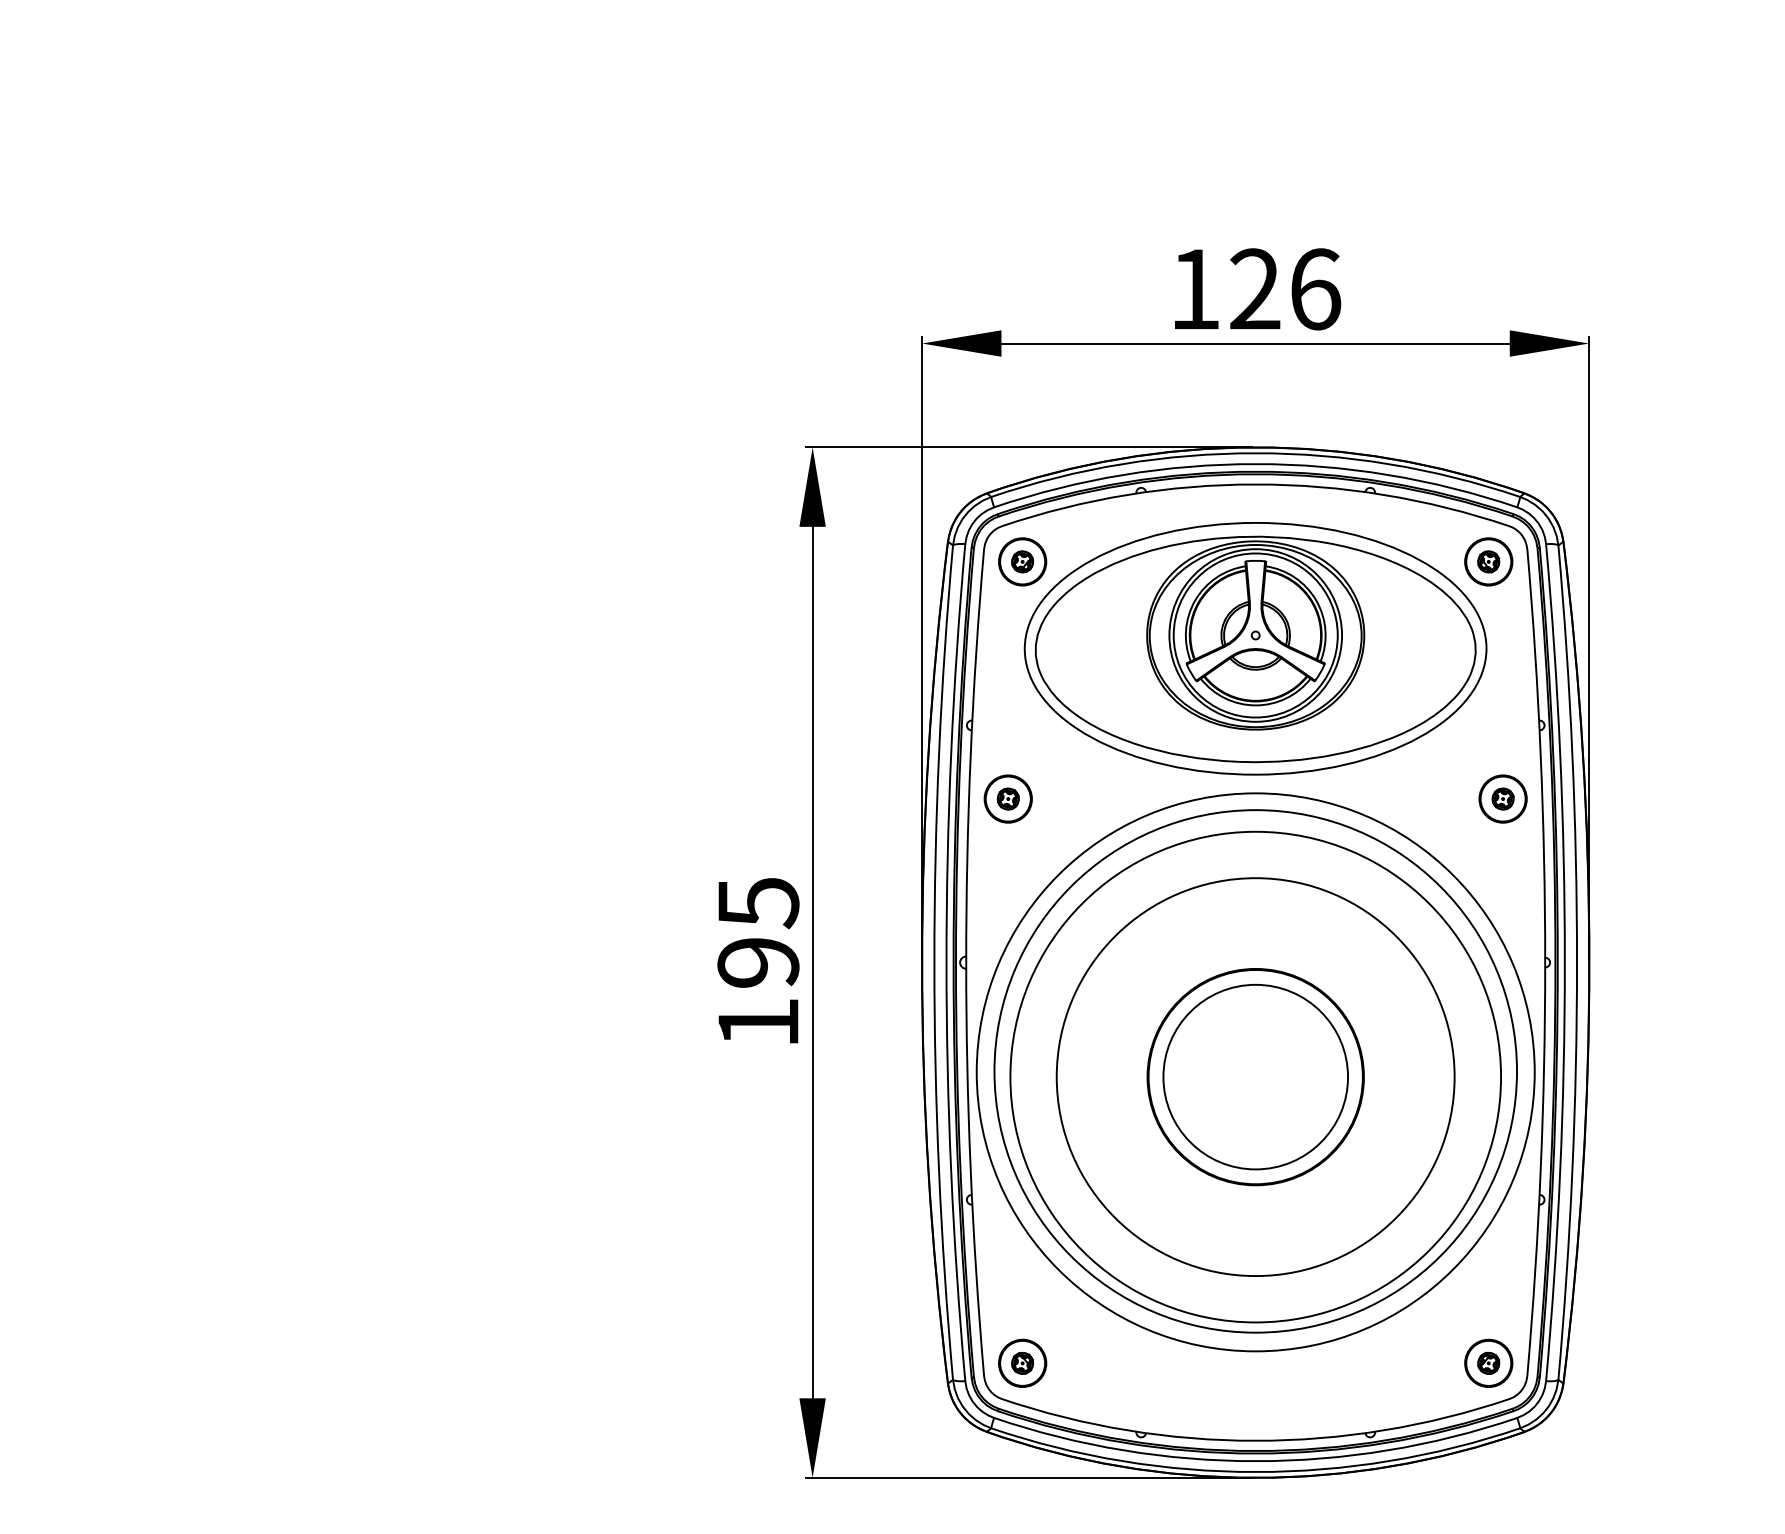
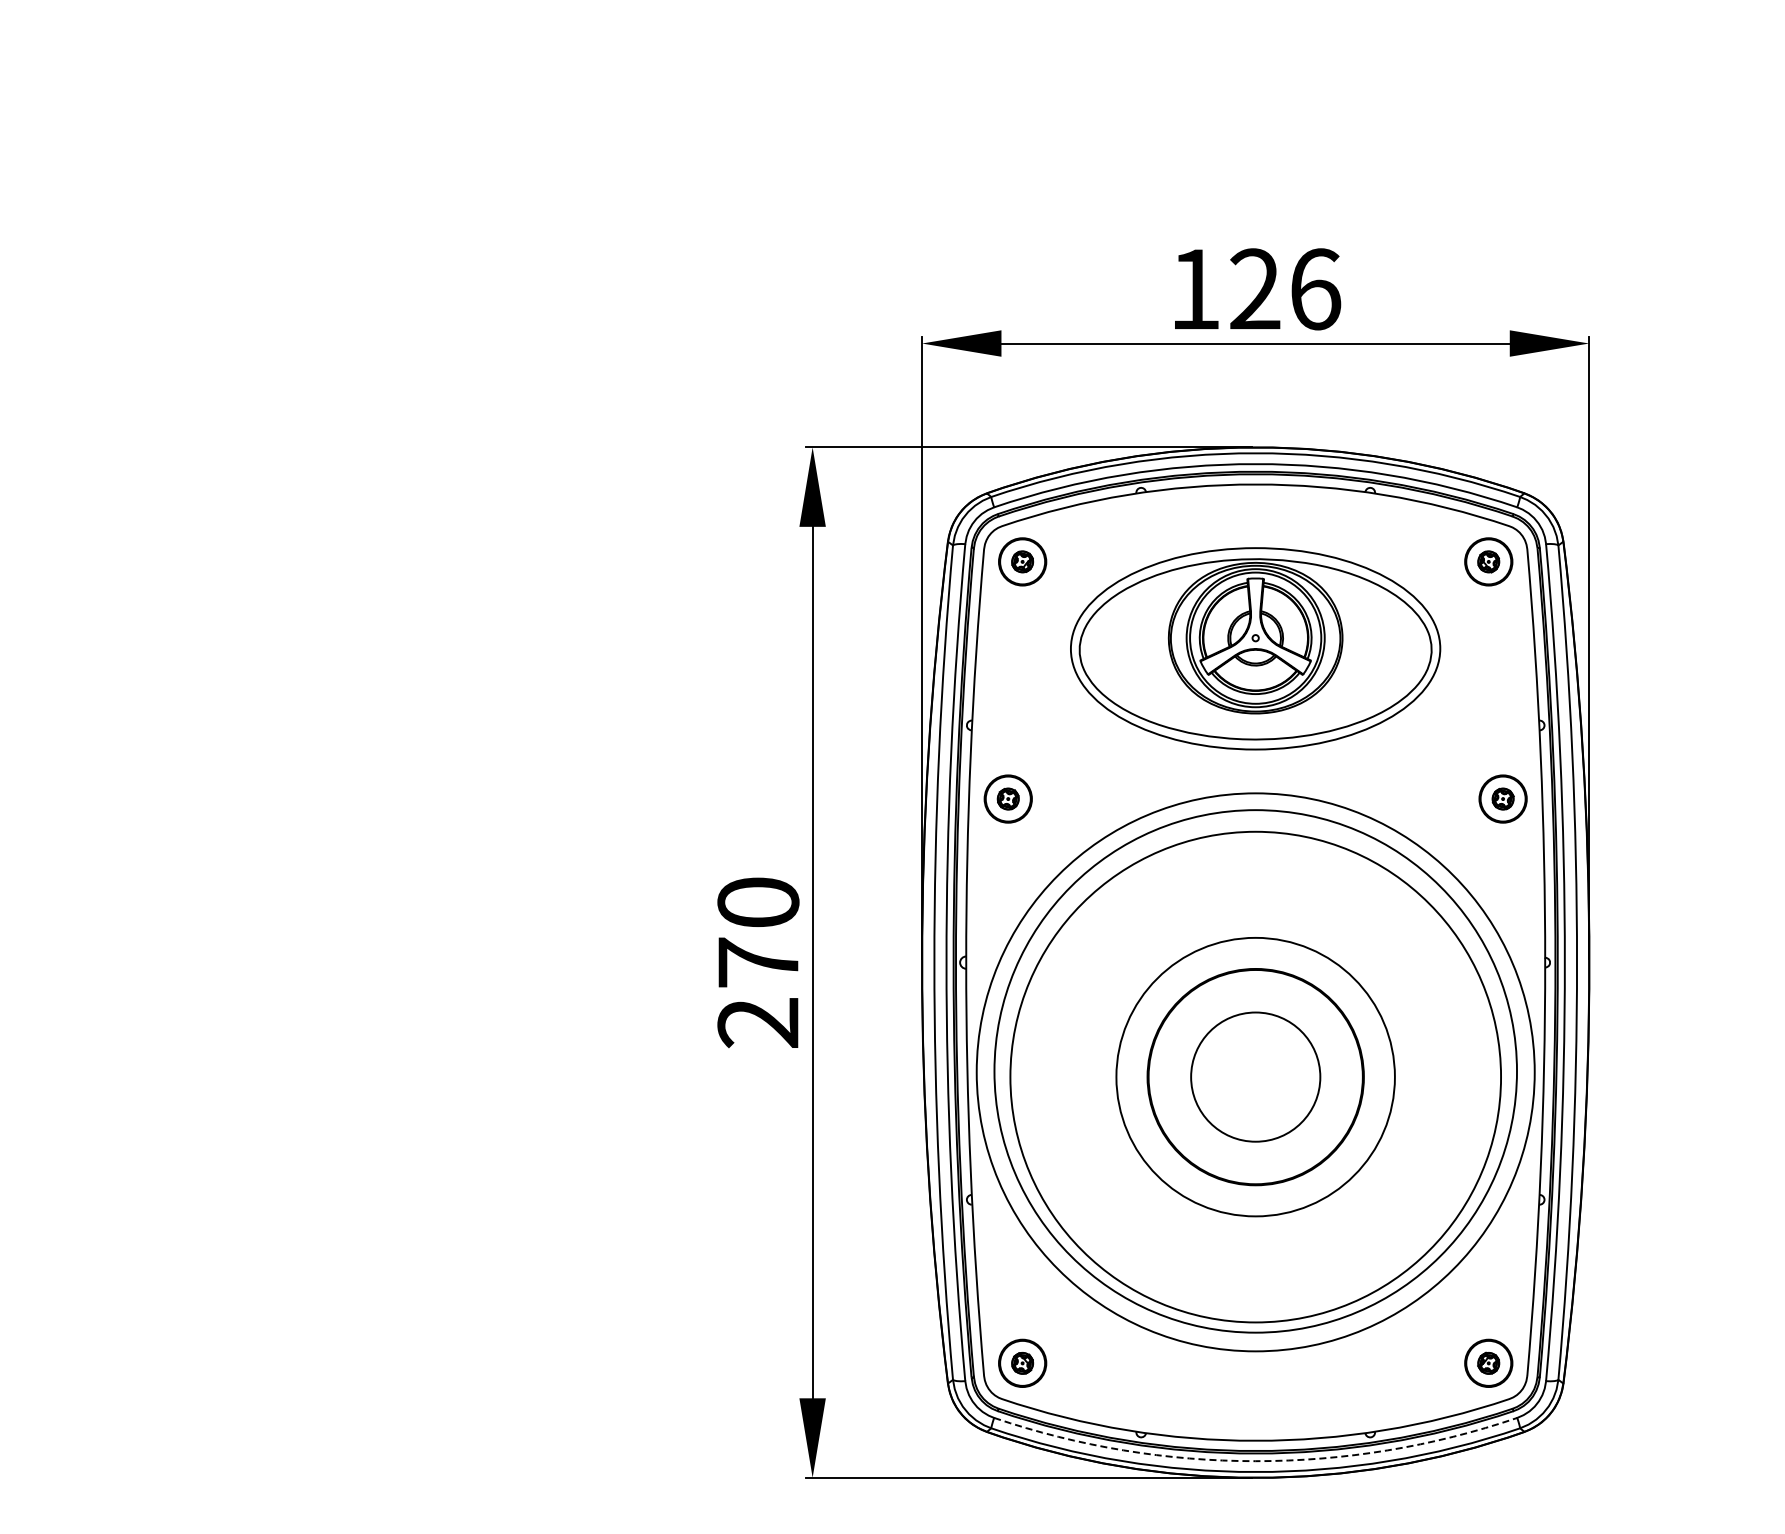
part size: 465x254 px -> 372x204 px (1255, 648)
text: 195 -> 270 (758, 962)
circle diameter: 185 px -> 129 px (1255, 1076)
circle diameter: 398 px -> 279 px (1255, 1076)
arc: solid -> dashed (1255, 1461)
